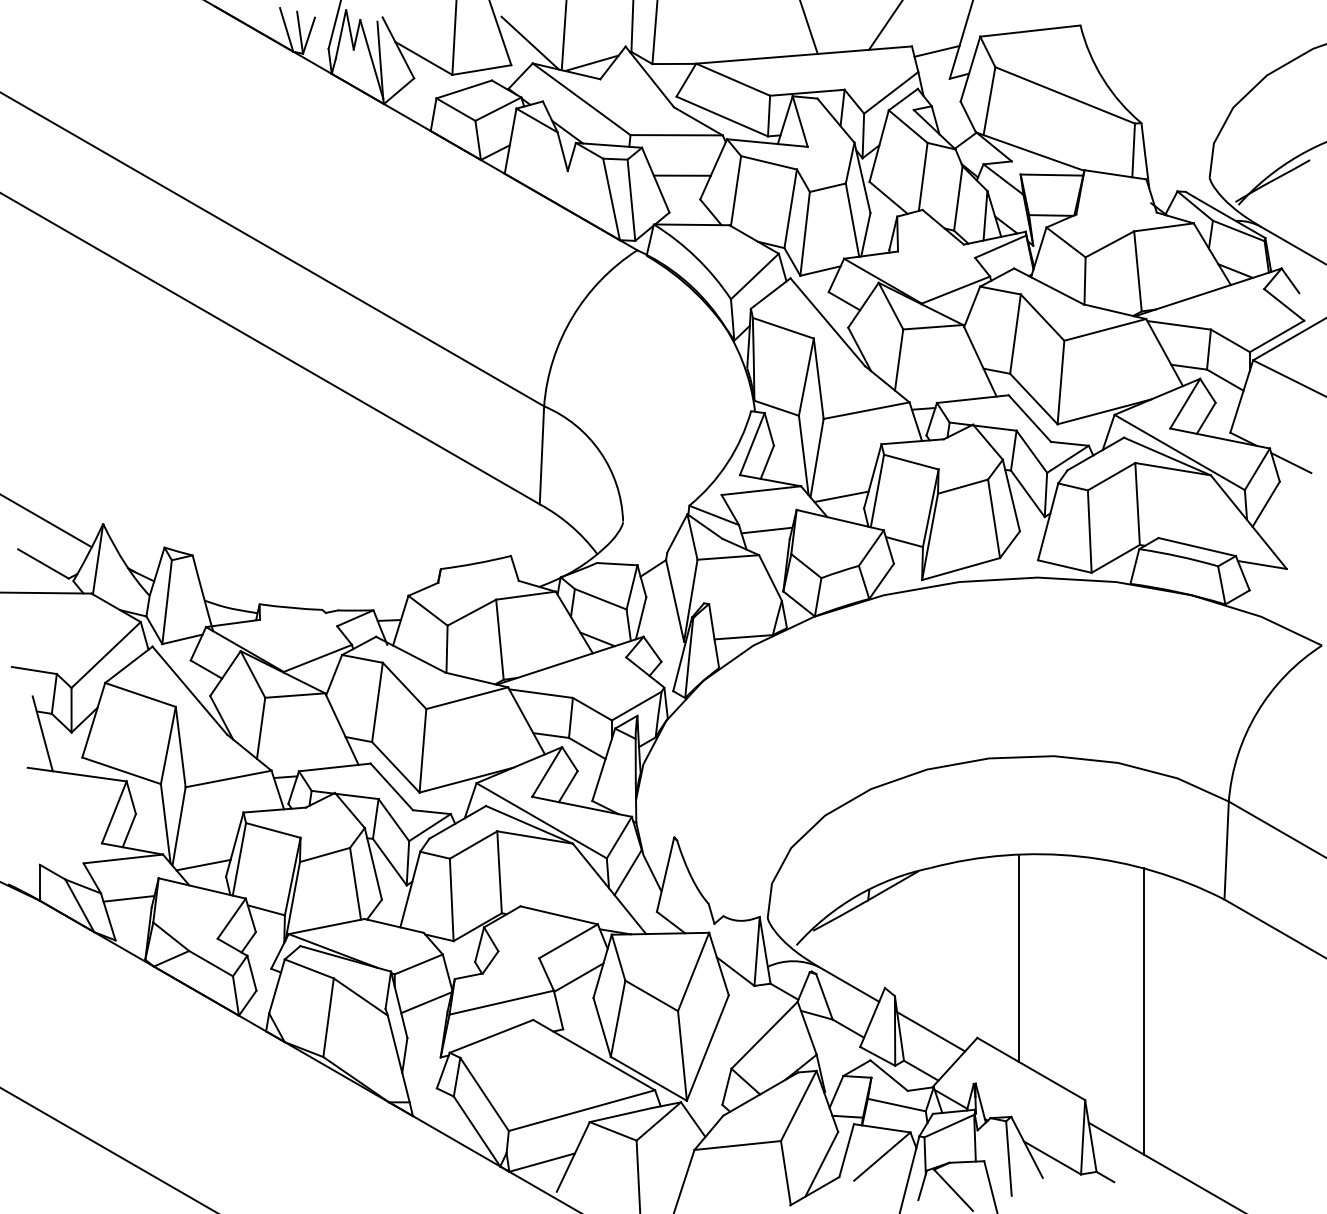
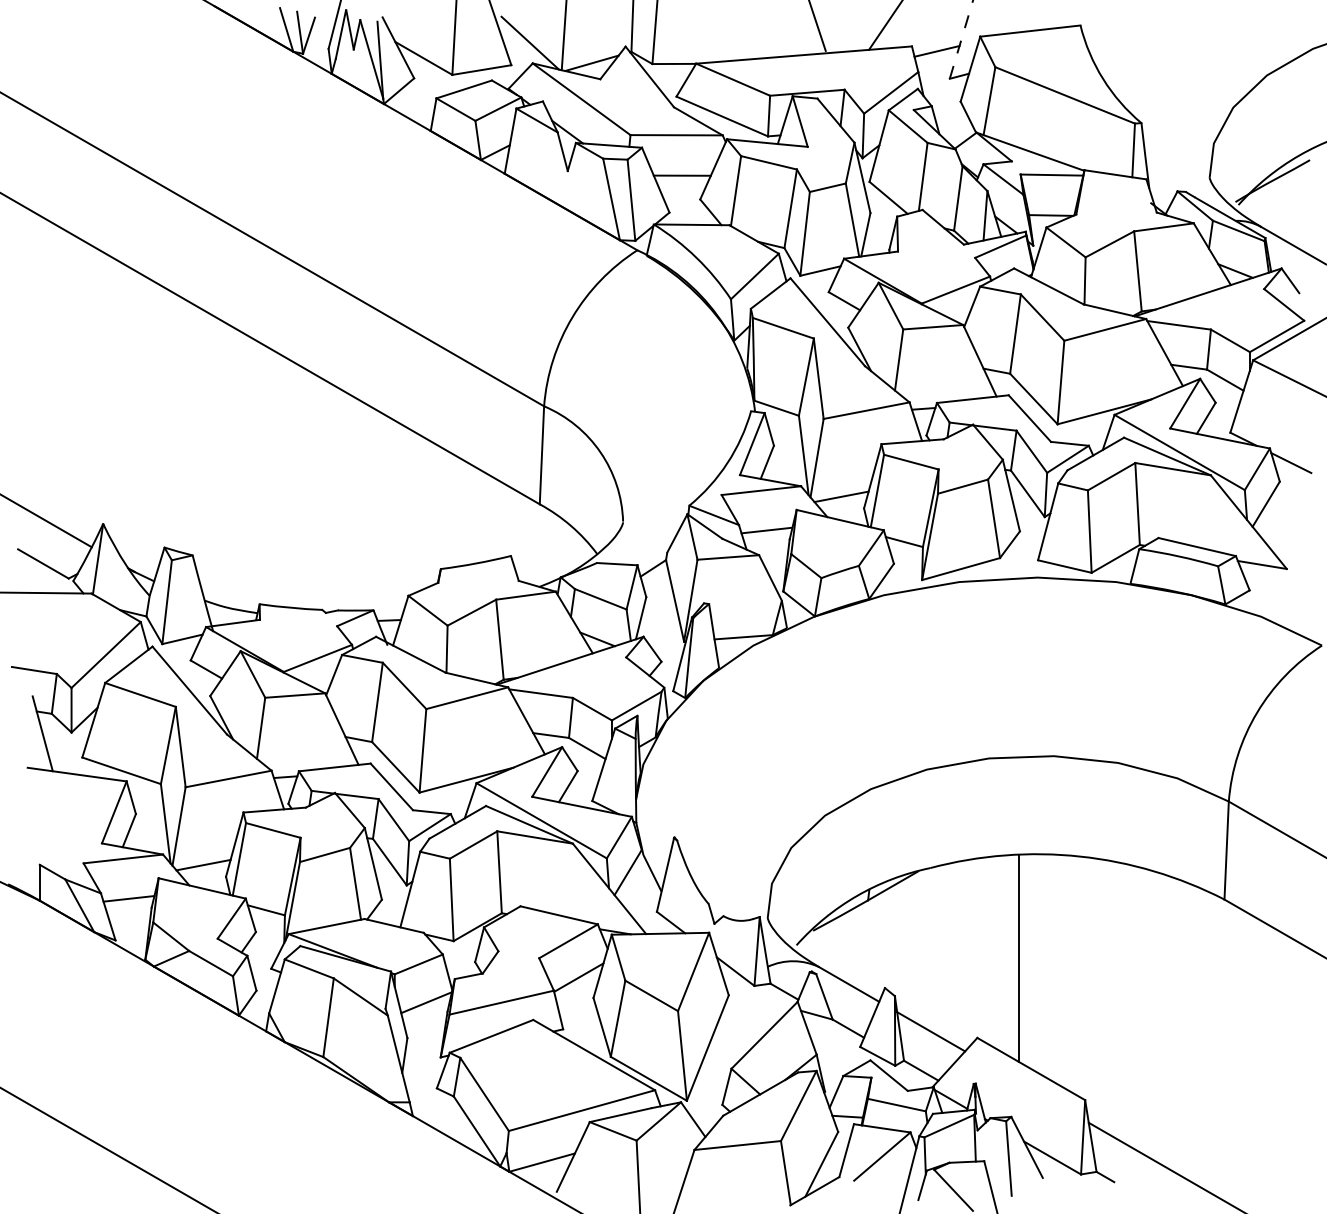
line position: (808, 27) -> (817, 26) (817, 26)
line: solid -> dashed (961, 39)
line: present -> none (1143, 1010)
